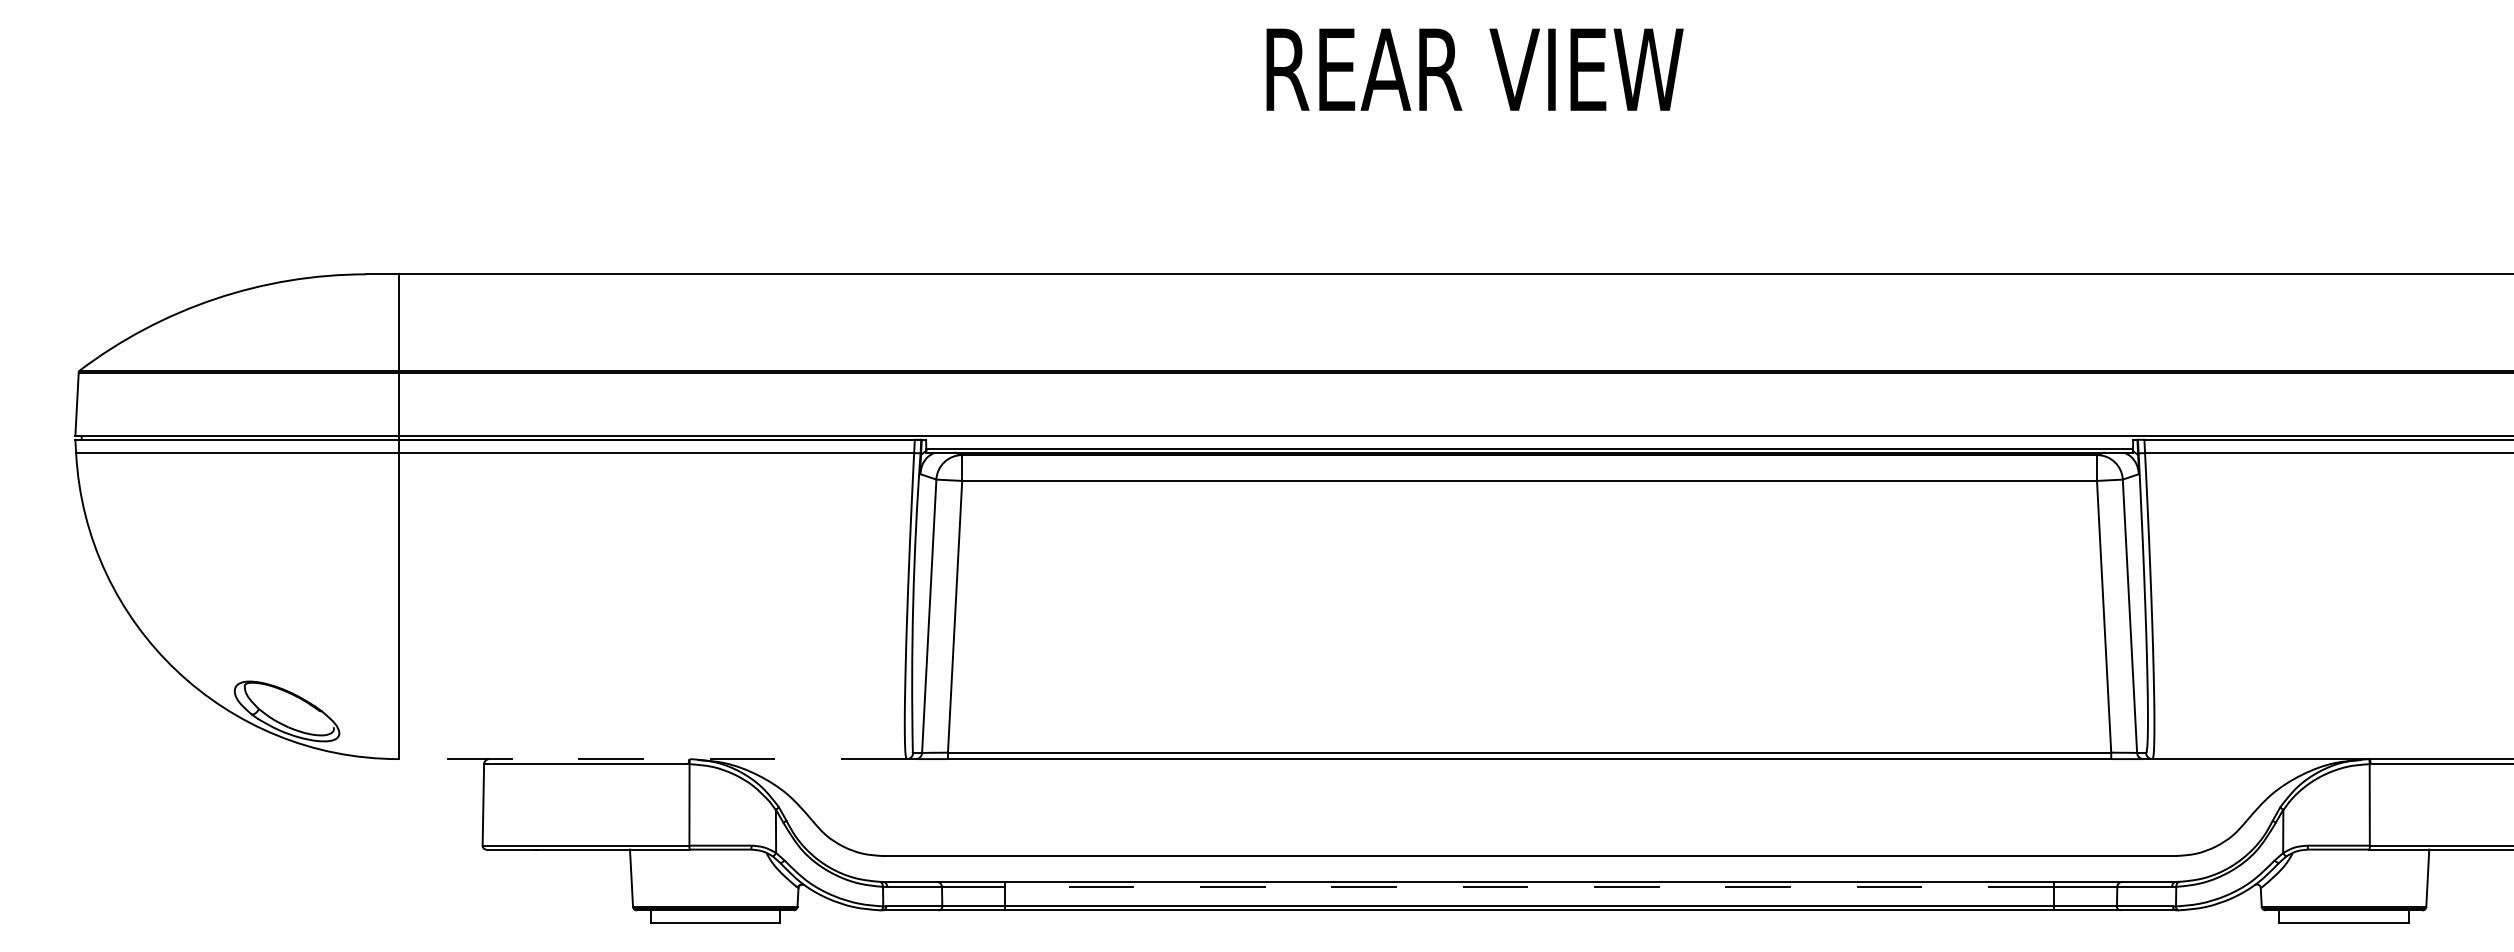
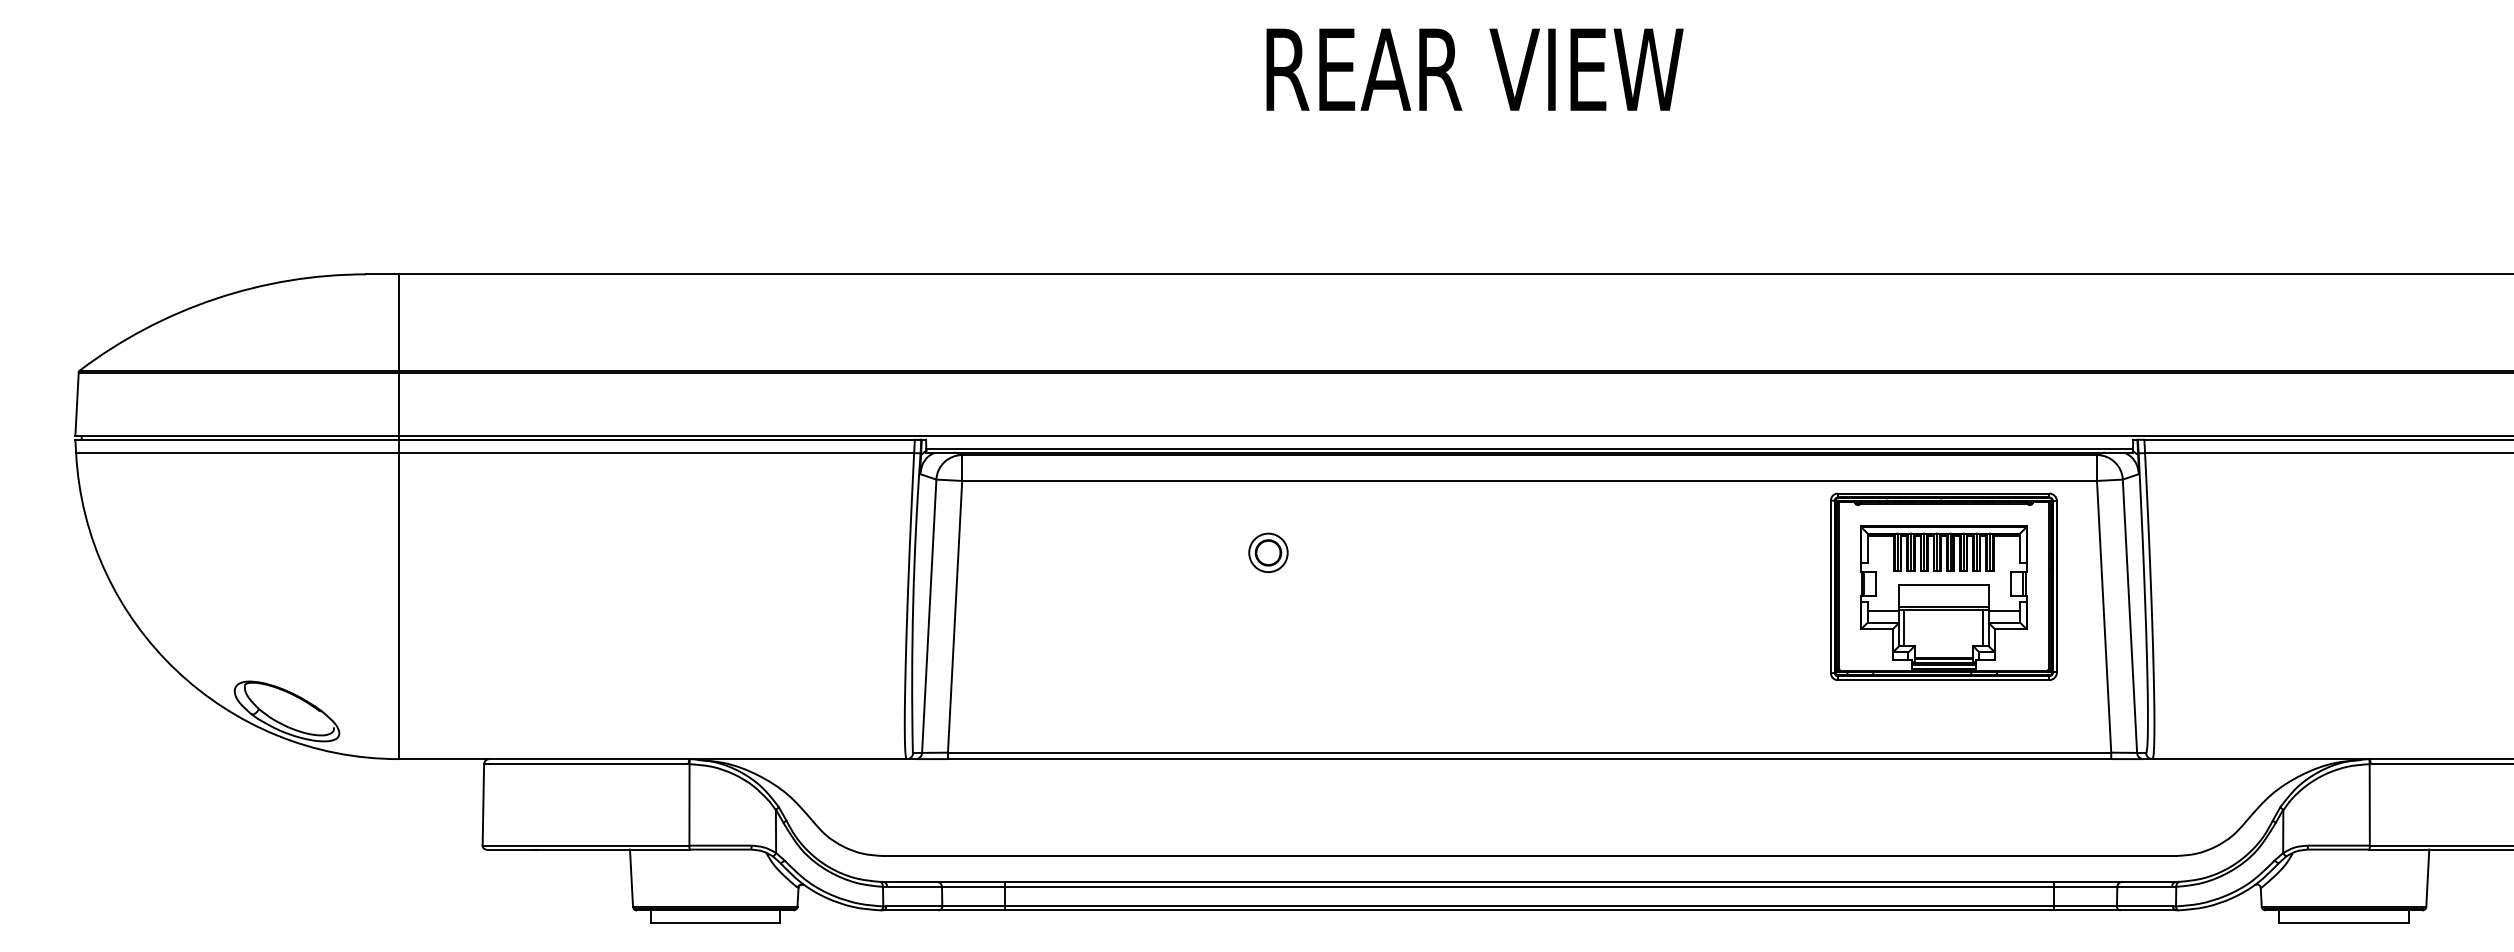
part: none -> present (1268, 552)
part: none -> present (1943, 586)
line: dashed -> solid (652, 759)
line: dashed -> solid (1529, 887)
